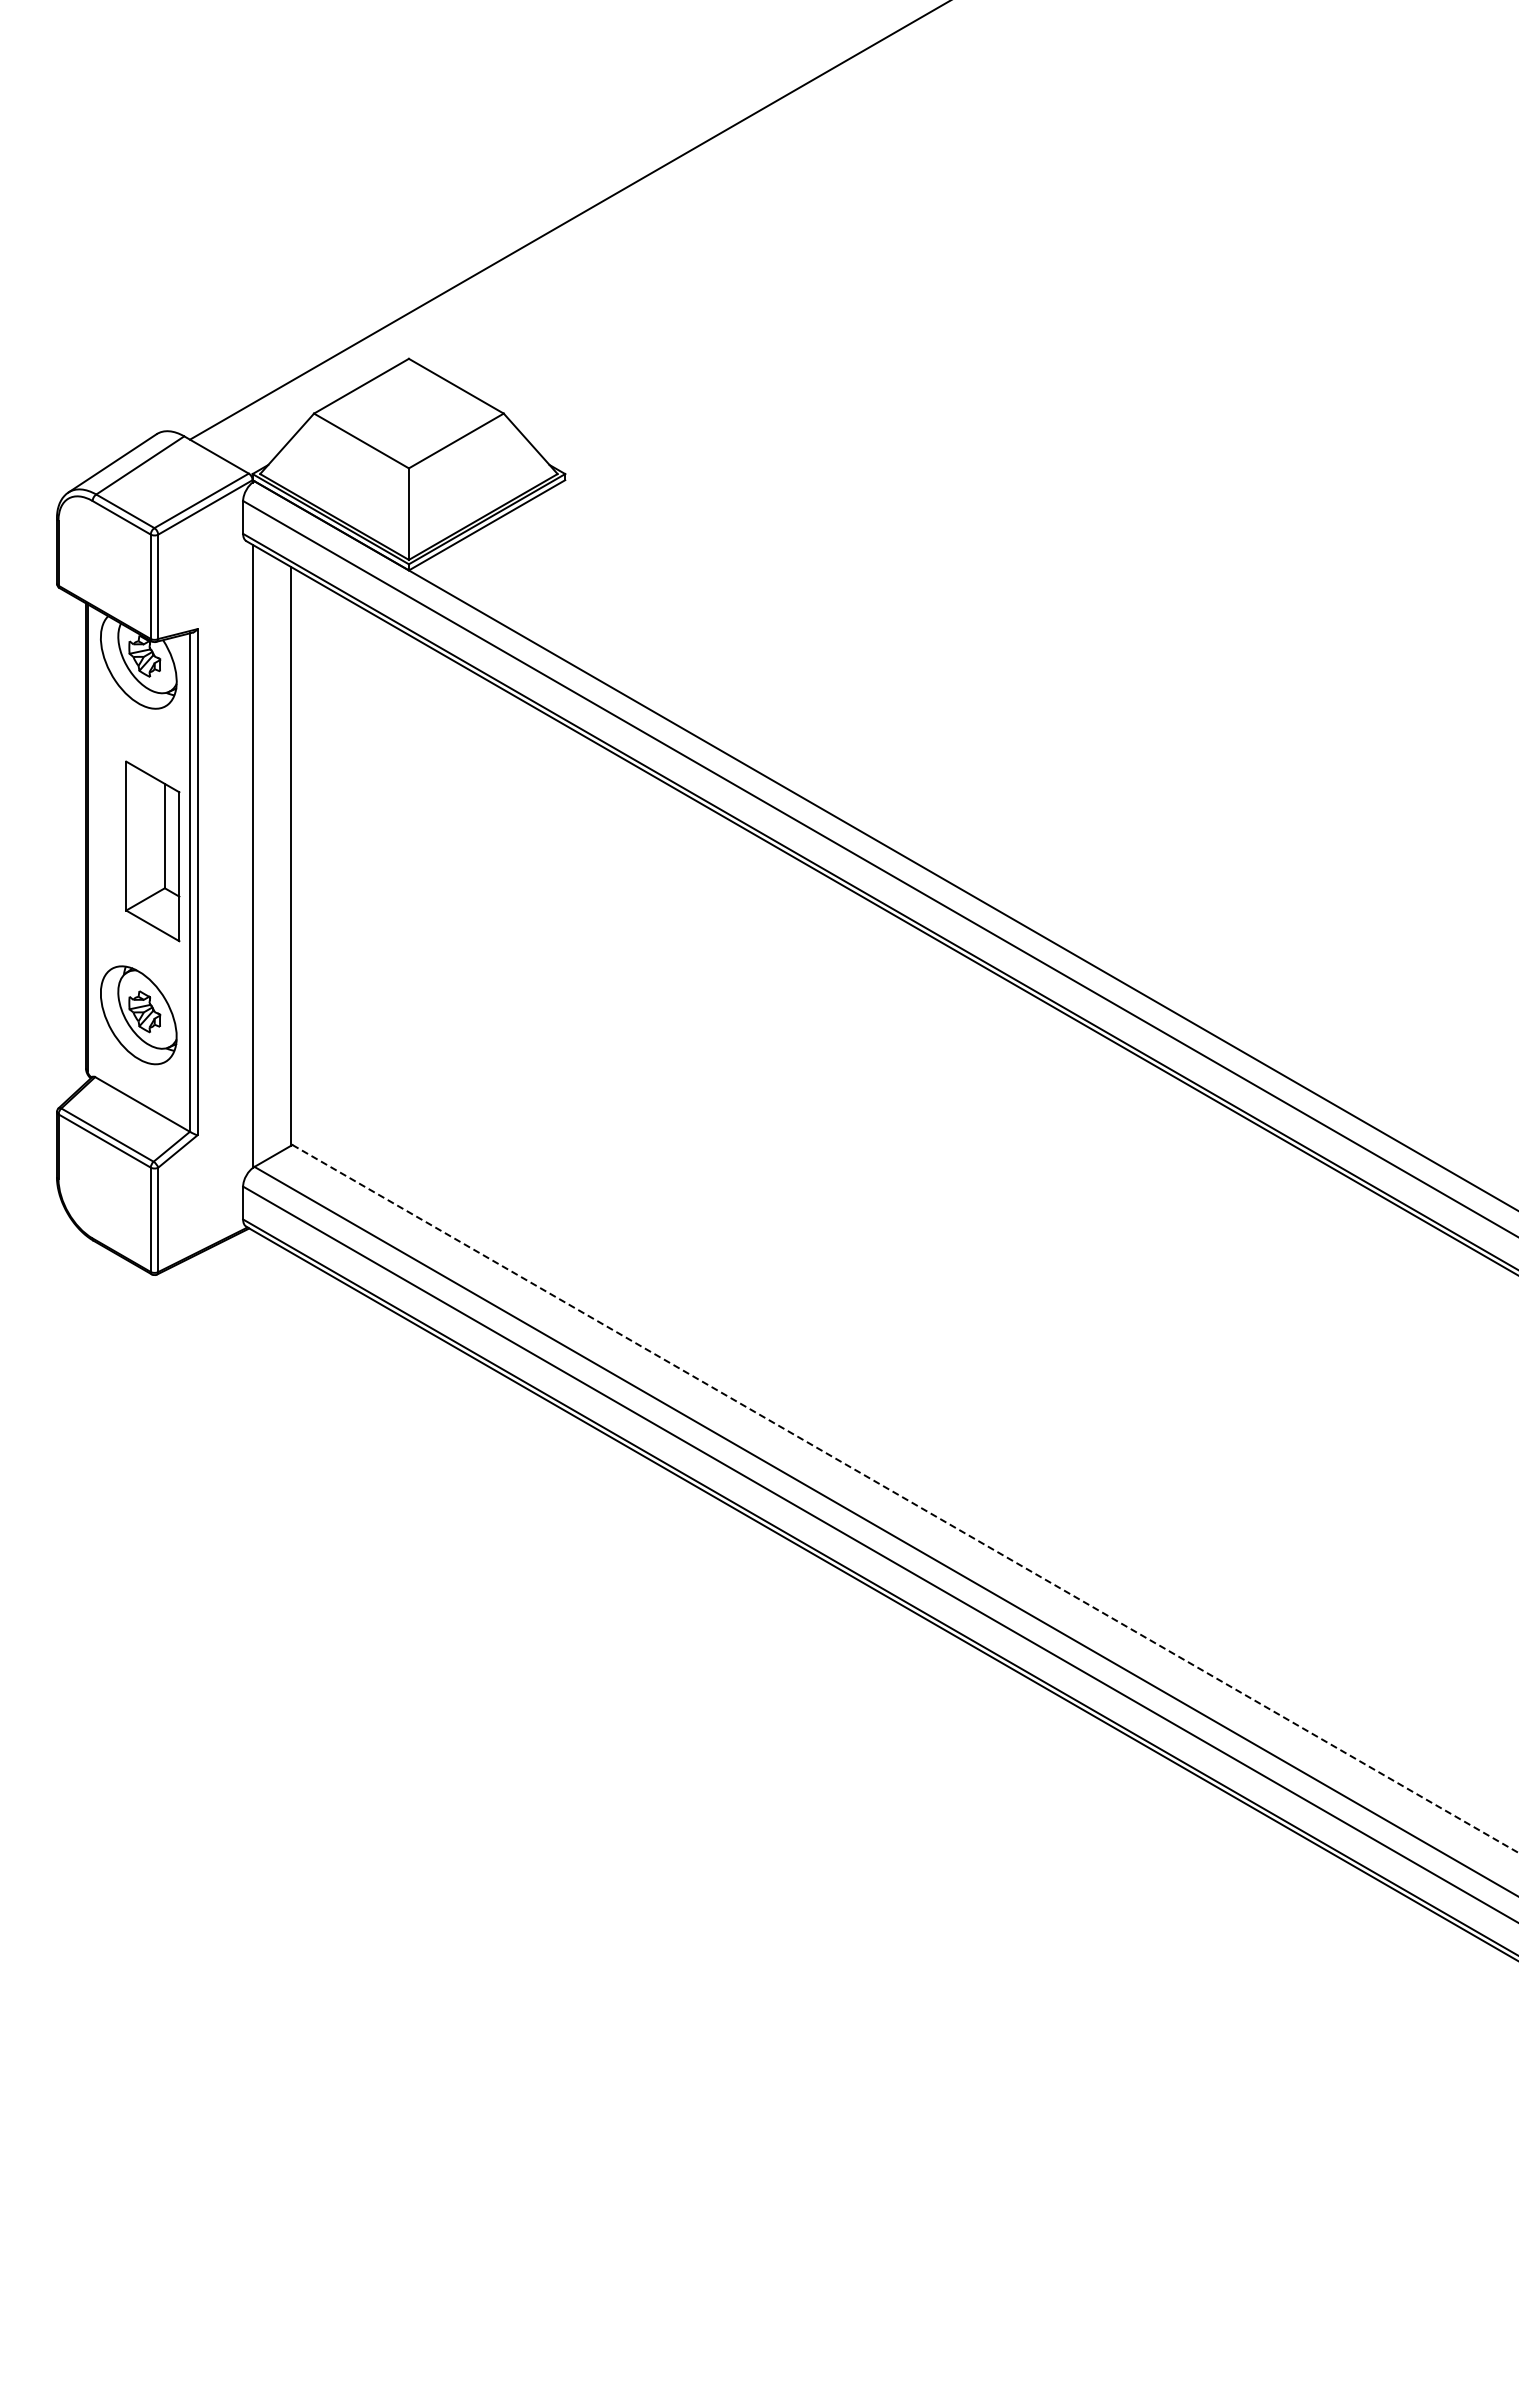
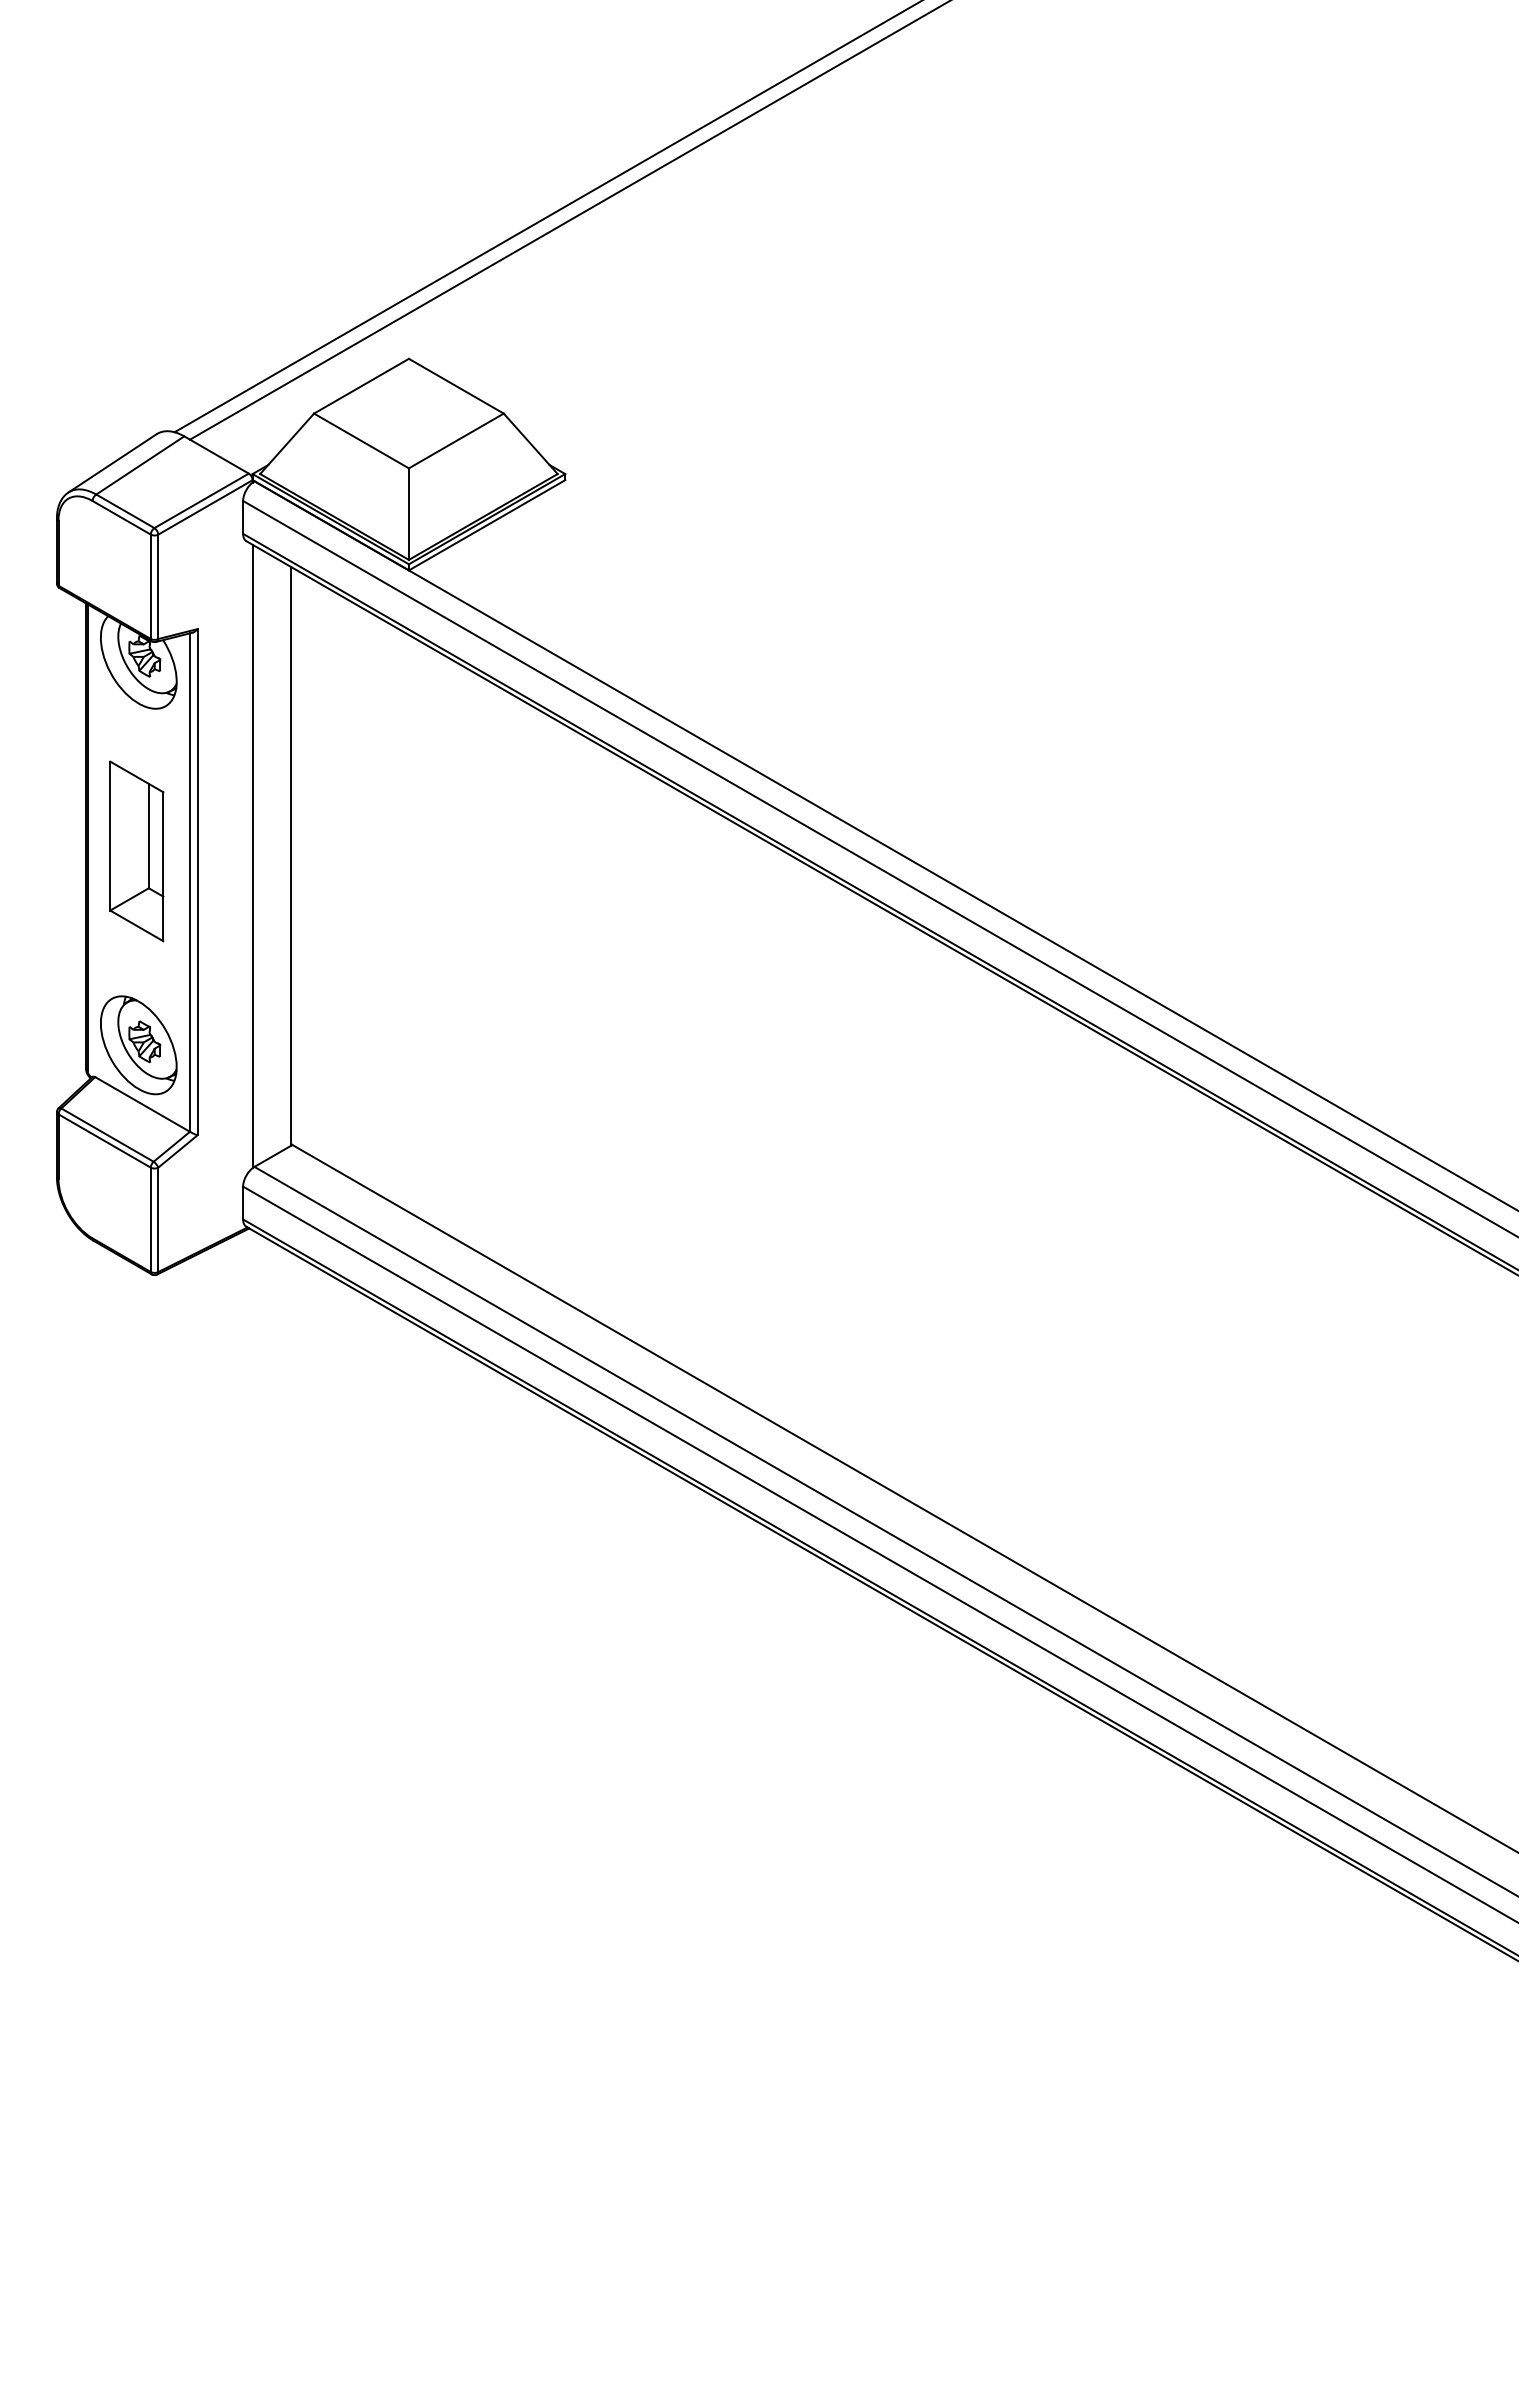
line: none -> present (546, 217)
part position: (152, 851) -> (136, 851) (136, 851)
part position: (138, 1015) -> (138, 1045) (138, 1045)
line: dashed -> solid (905, 1498)
